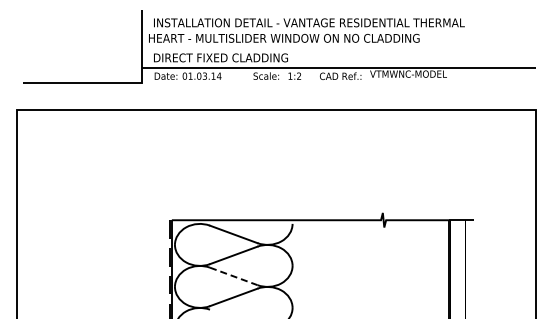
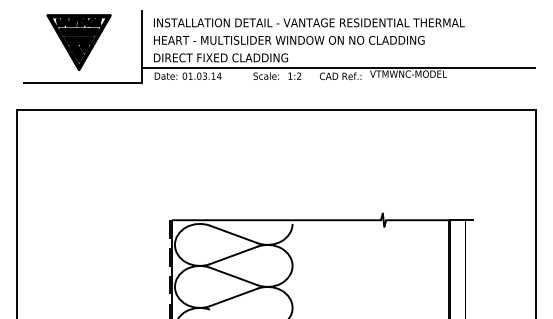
text position: (284, 37) -> (289, 39) (289, 39)
part: none -> present (78, 42)
line: dashed -> solid (234, 276)
